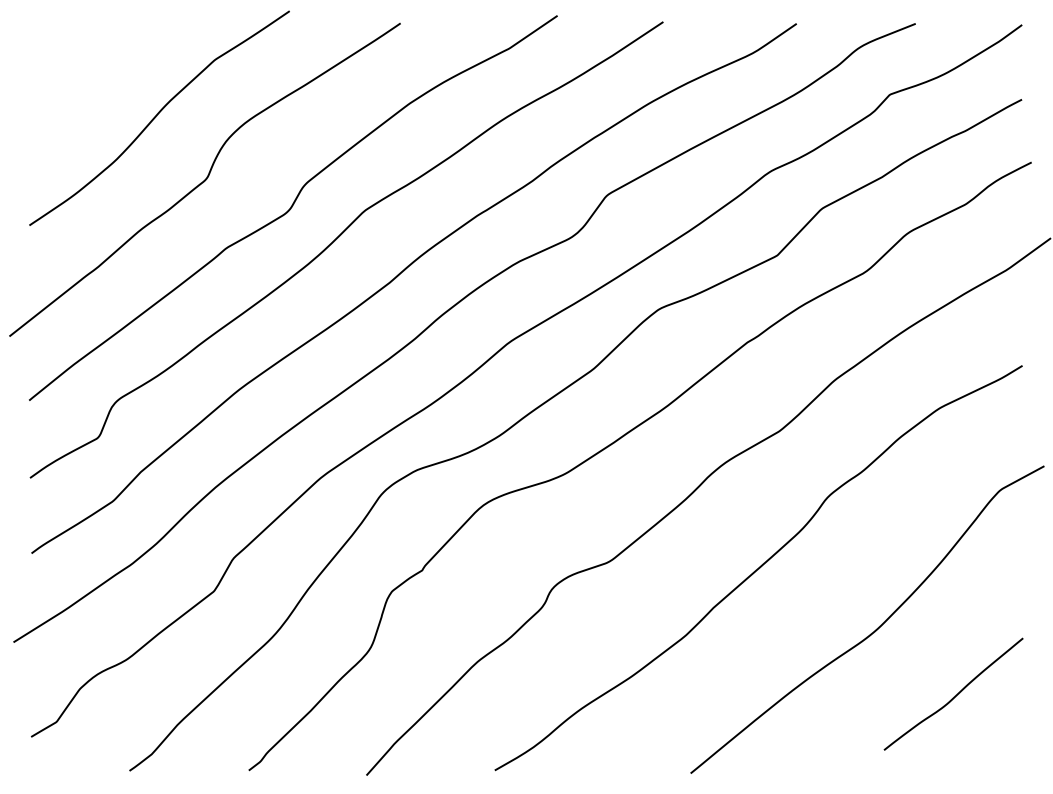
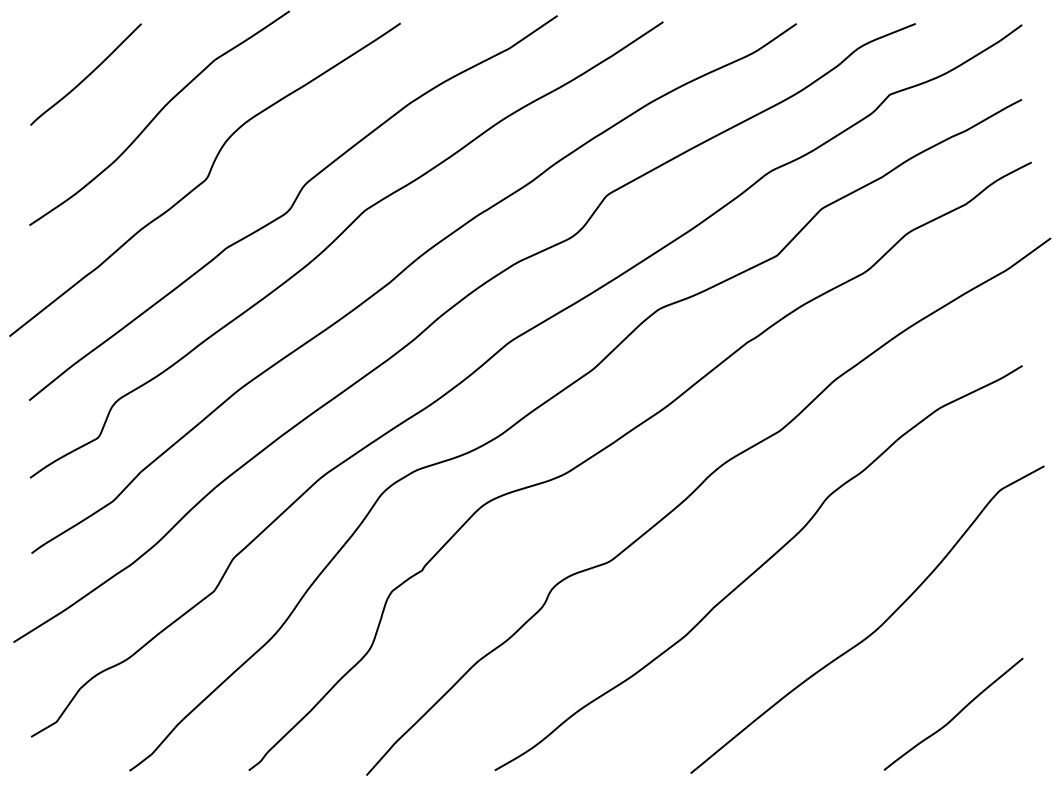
curve: none -> present (87, 75)
curve position: (955, 695) -> (955, 715) (955, 715)
